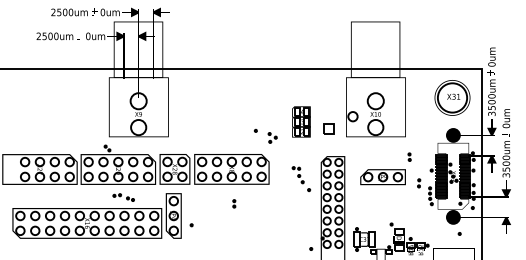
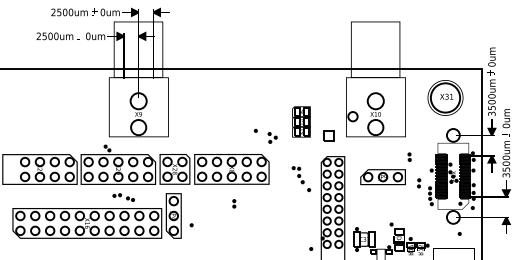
part position: (452, 97) -> (445, 97) (445, 97)
part position: (328, 128) -> (328, 135) (328, 135)
fill: present -> none (452, 134)
fill: present -> none (452, 216)
